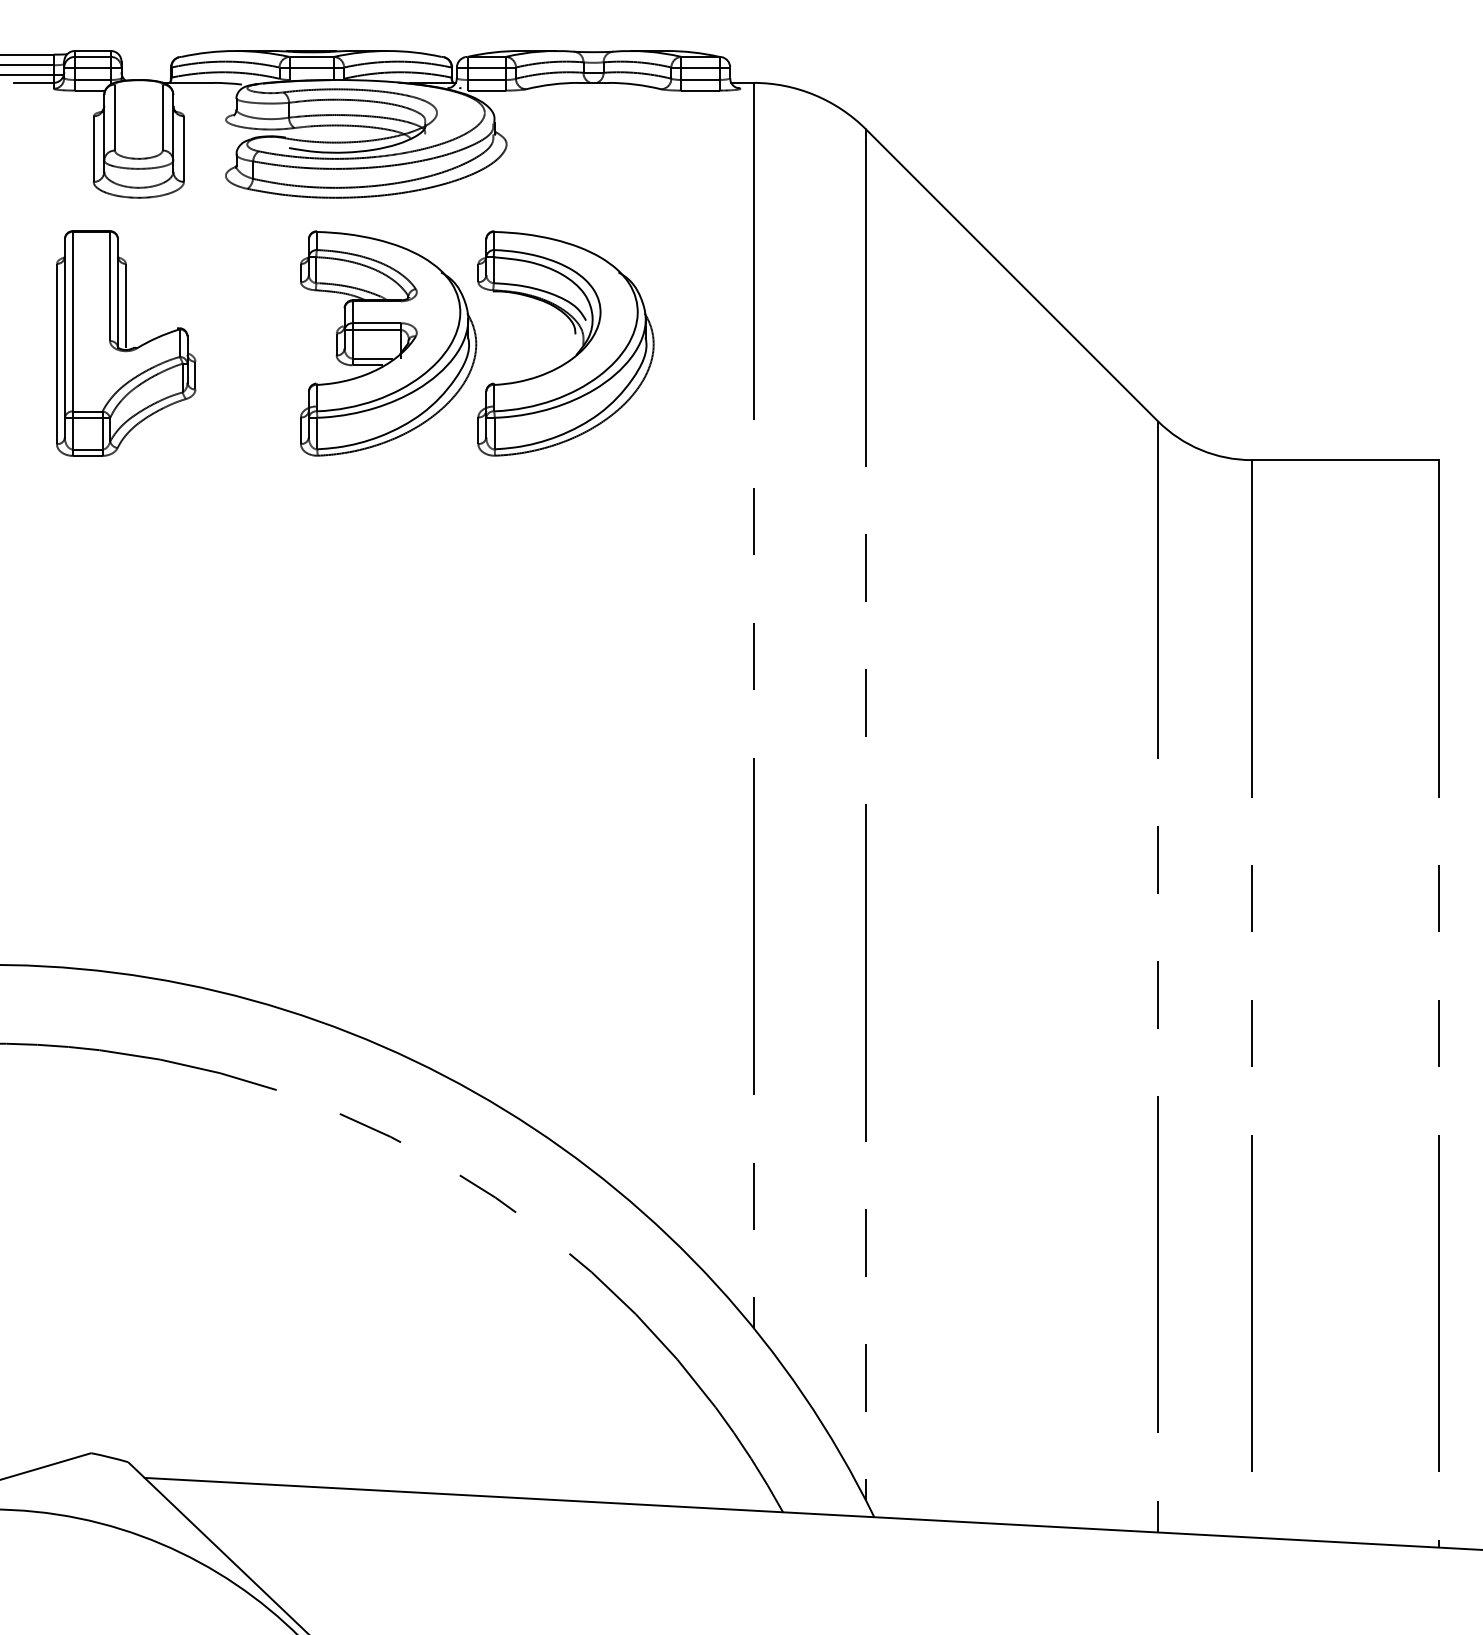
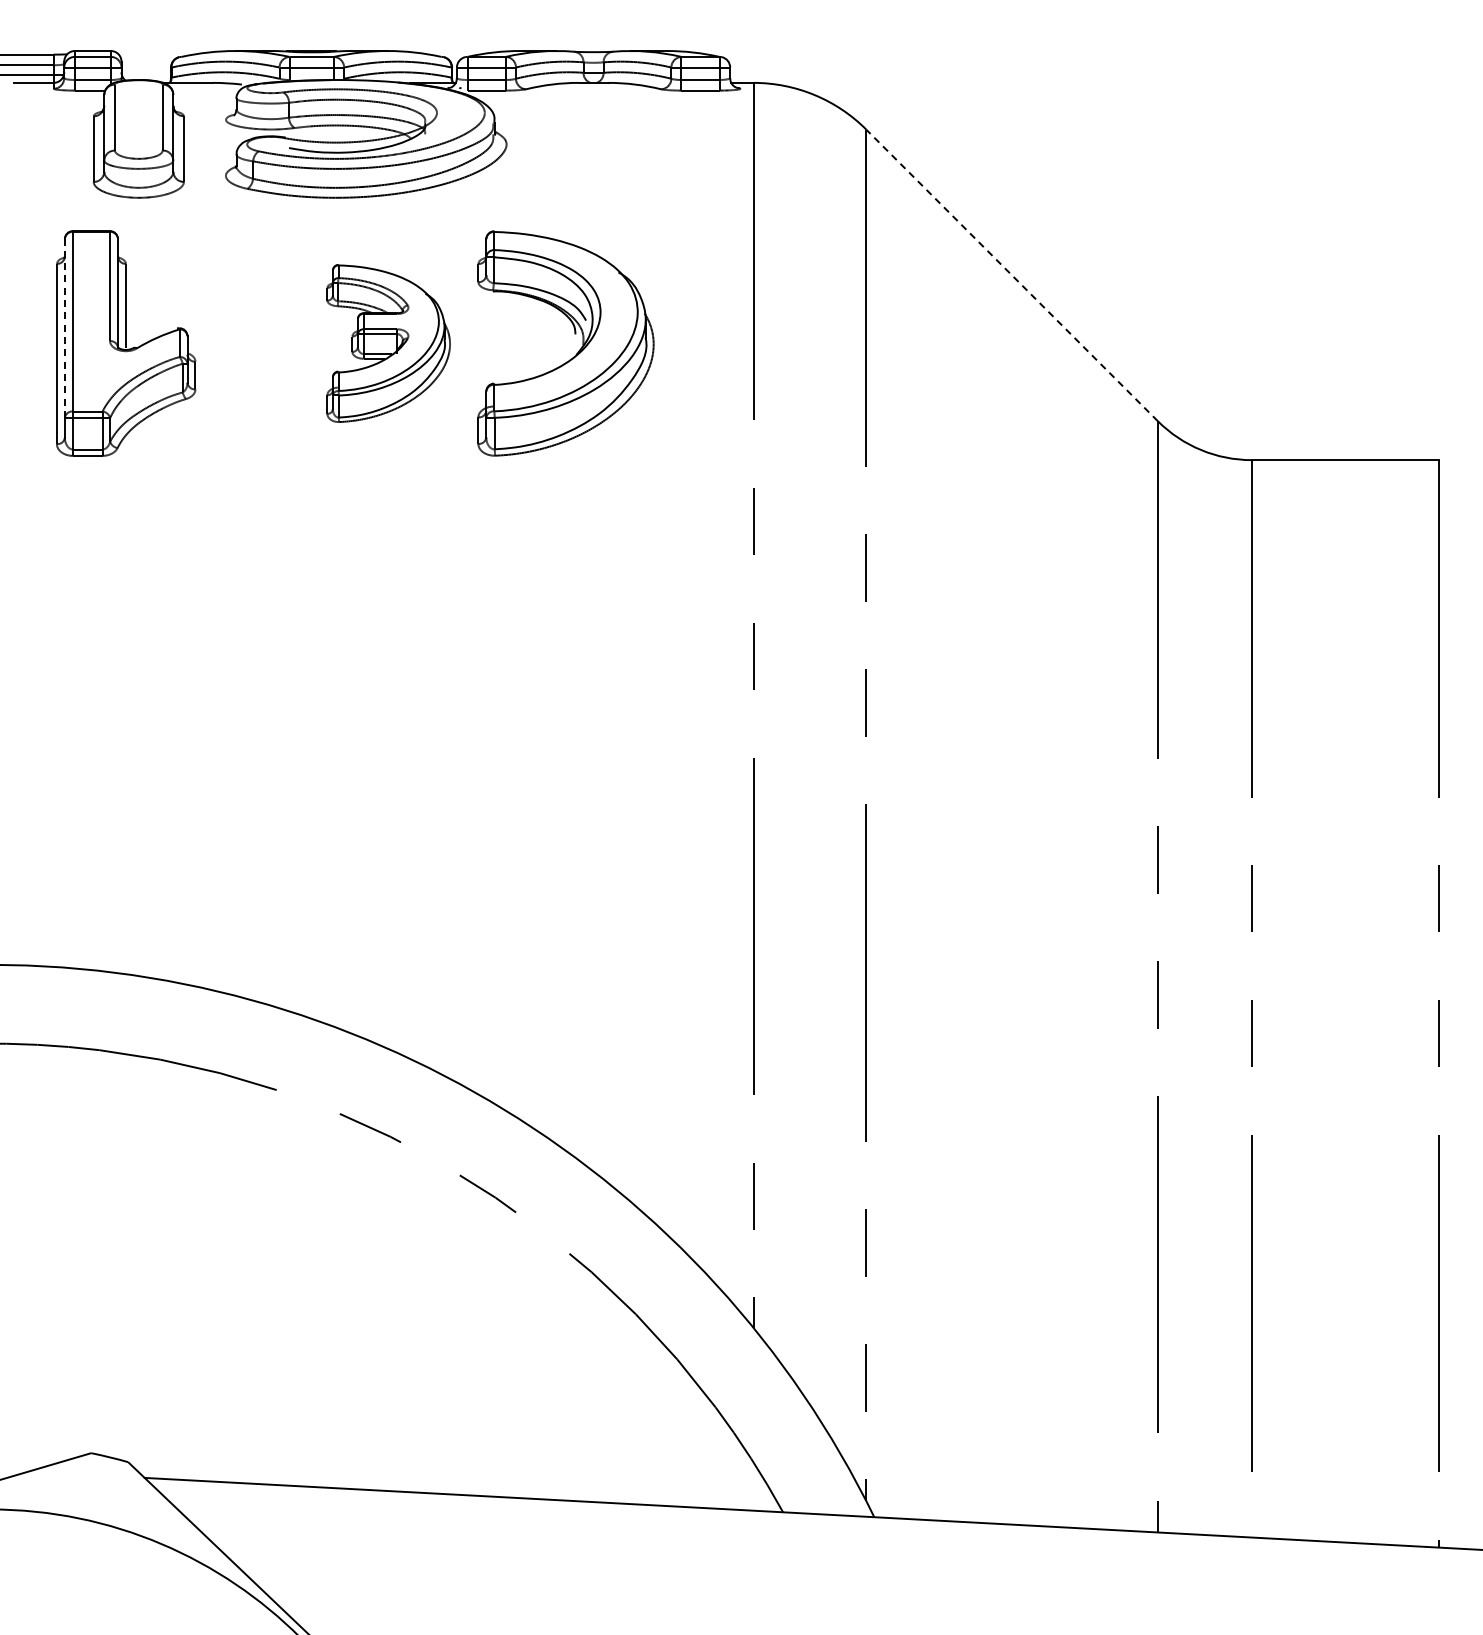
line: solid -> dashed (1011, 275)
line: solid -> dashed (64, 328)
part size: 178x227 px -> 125x159 px (388, 343)
